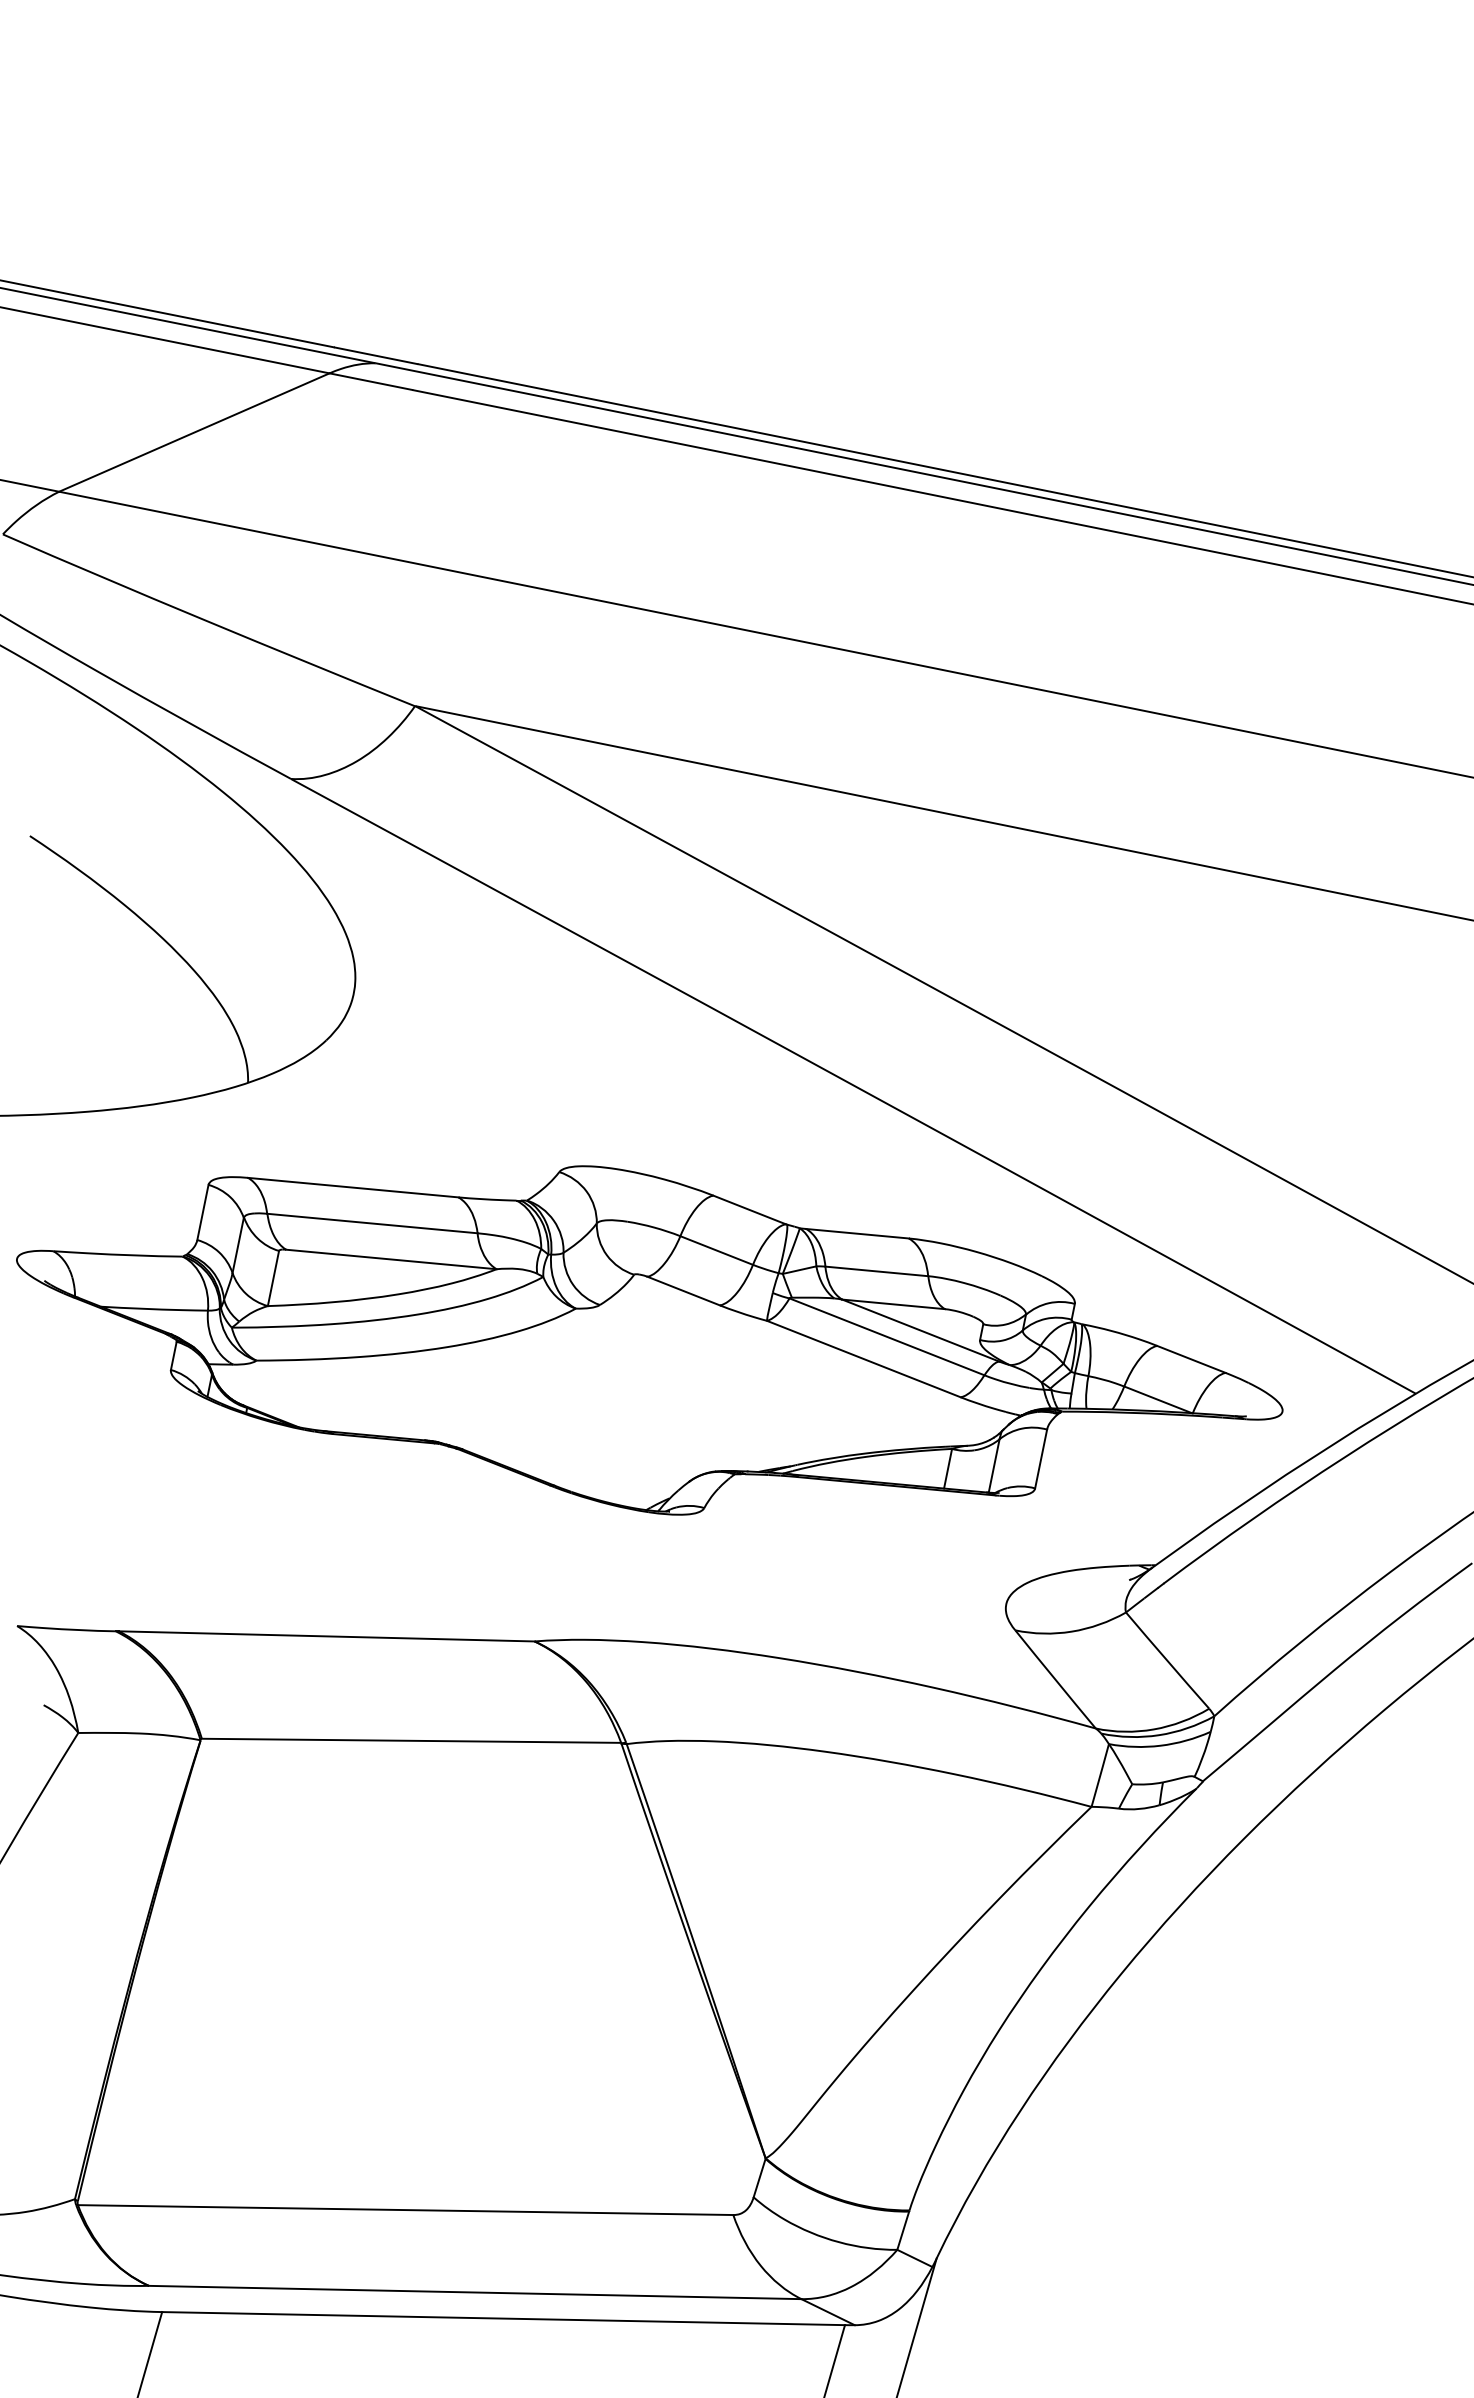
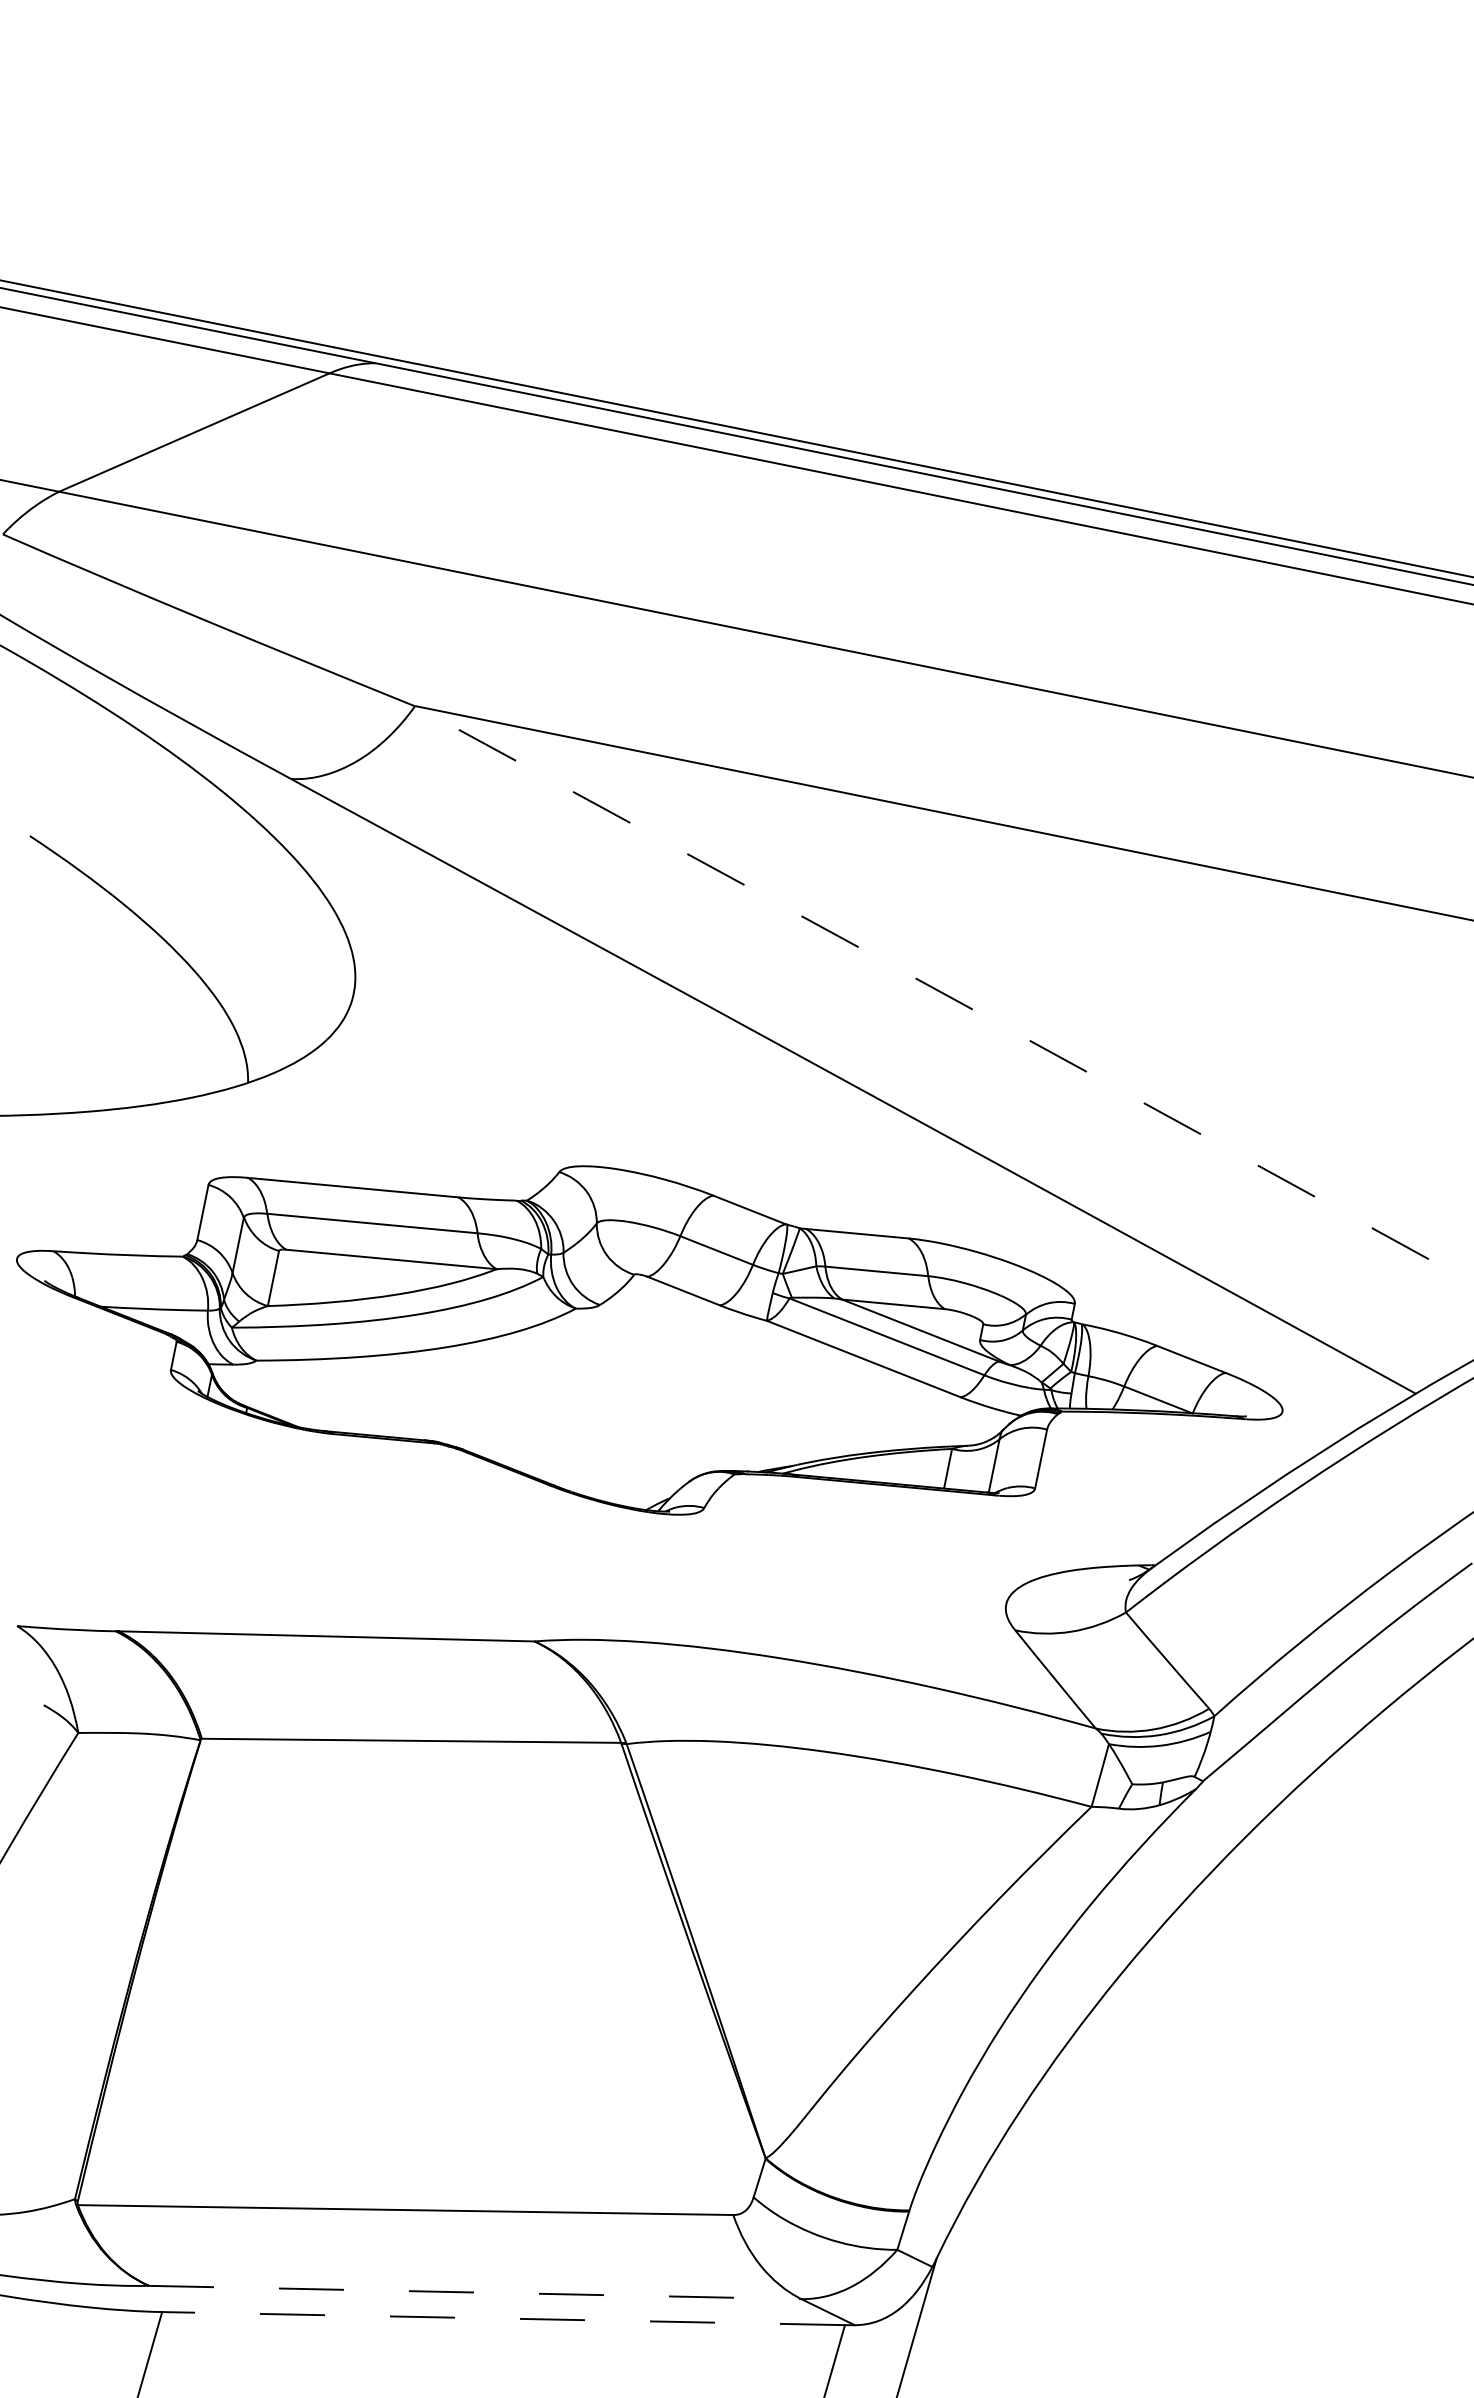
arc: solid -> dashed (945, 994)
line: solid -> dashed (475, 2292)
line: solid -> dashed (503, 2318)
